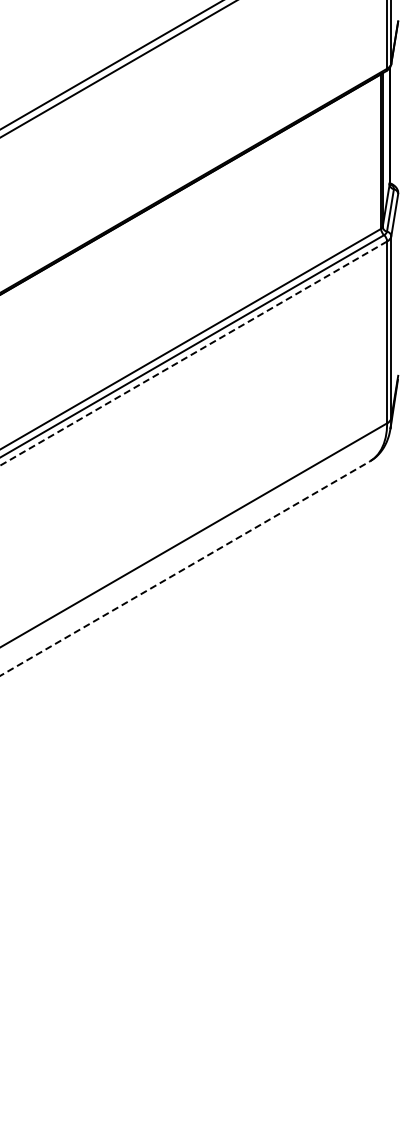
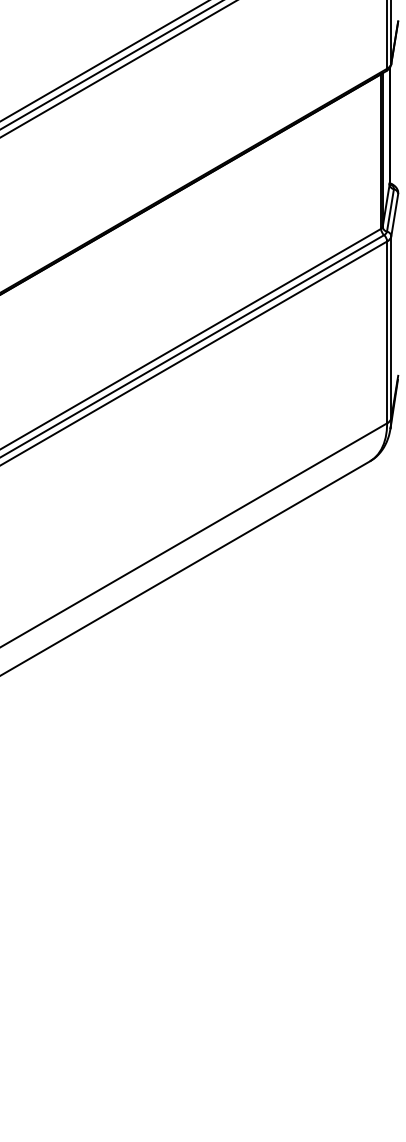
line: none -> present (103, 61)
line: dashed -> solid (193, 353)
line: dashed -> solid (185, 568)
